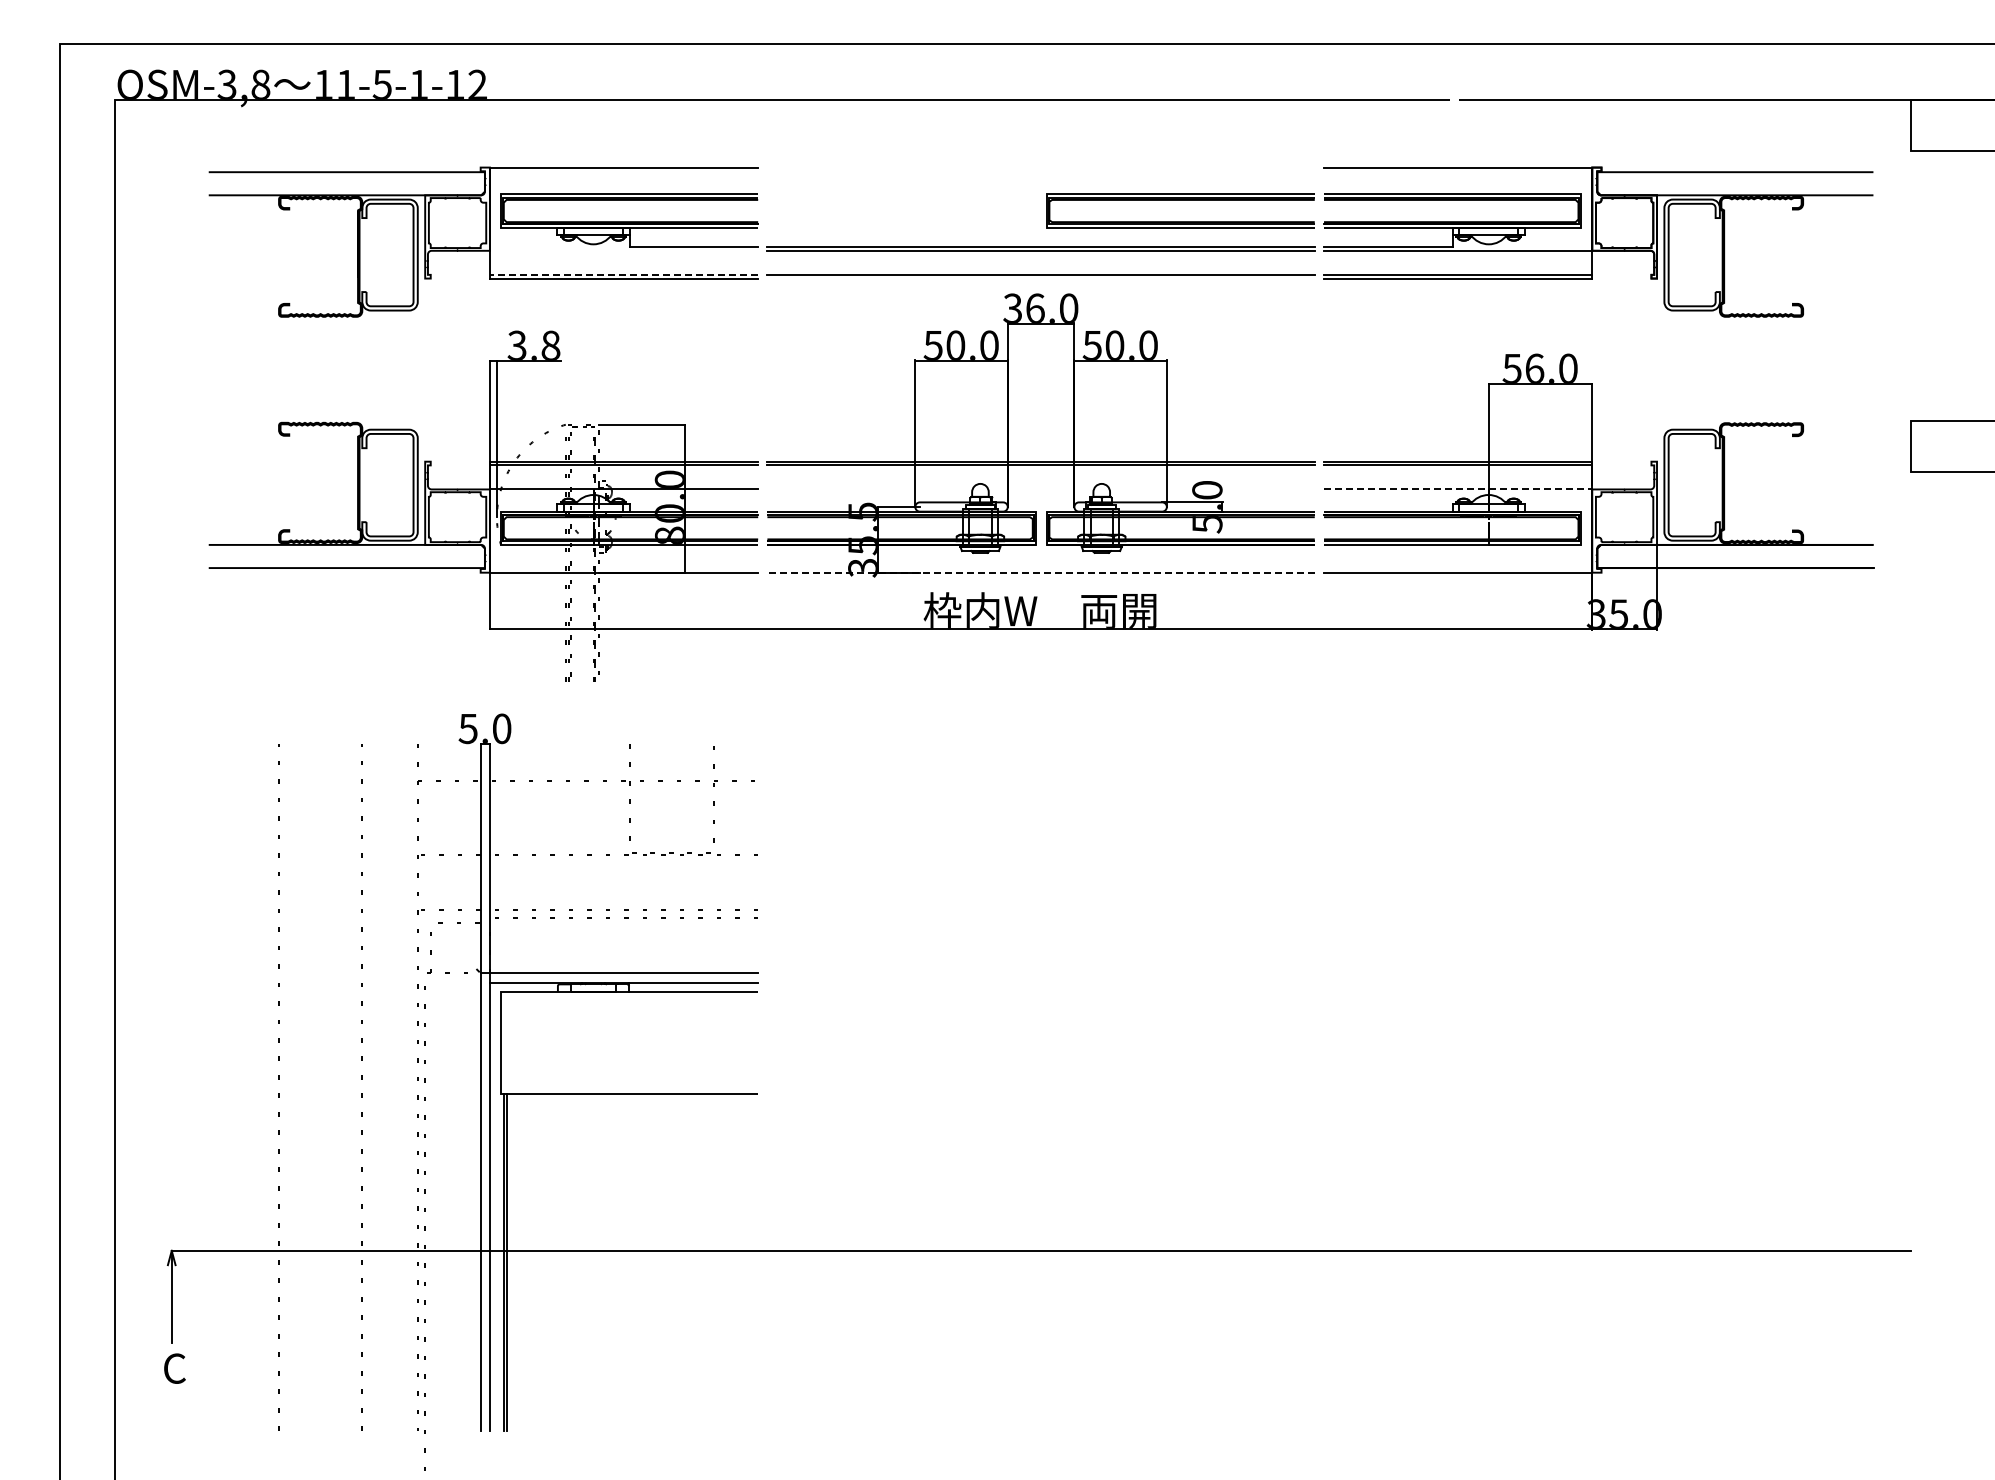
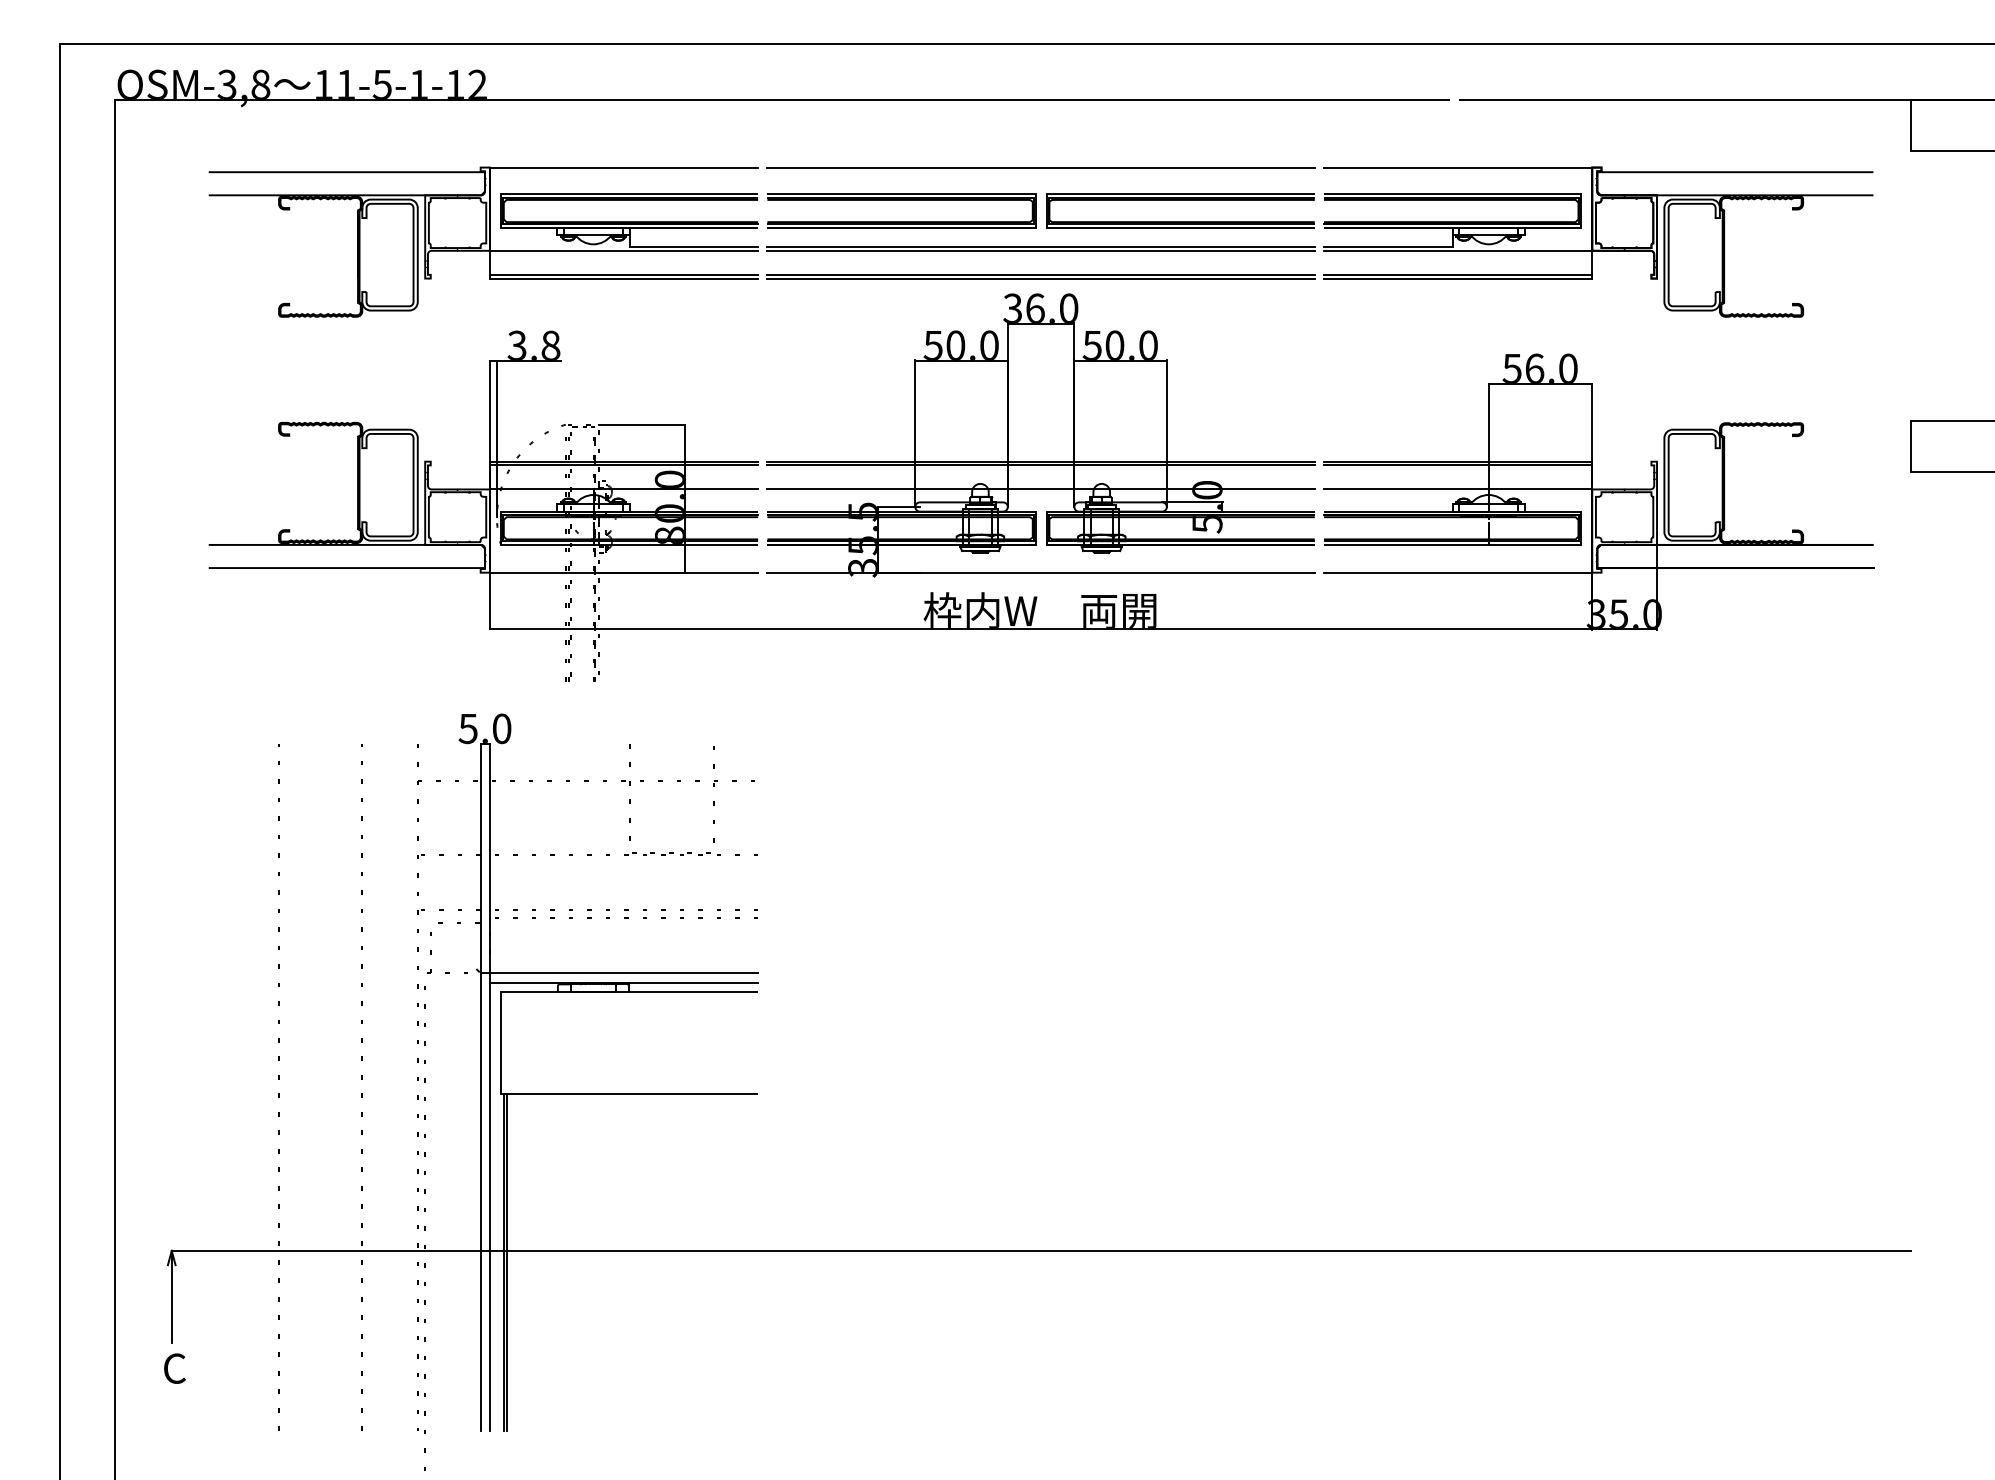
line: none -> present (1040, 167)
part: none -> present (901, 200)
line: none -> present (623, 250)
line: dashed -> solid (623, 274)
line: none -> present (1040, 278)
line: none -> present (1040, 489)
line: dashed -> solid (1458, 489)
line: dashed -> solid (1041, 572)
